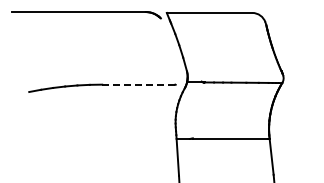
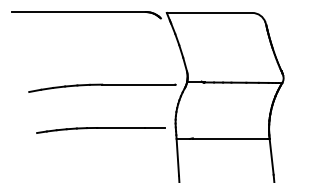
line: dashed -> solid (138, 84)
part: none -> present (100, 130)
